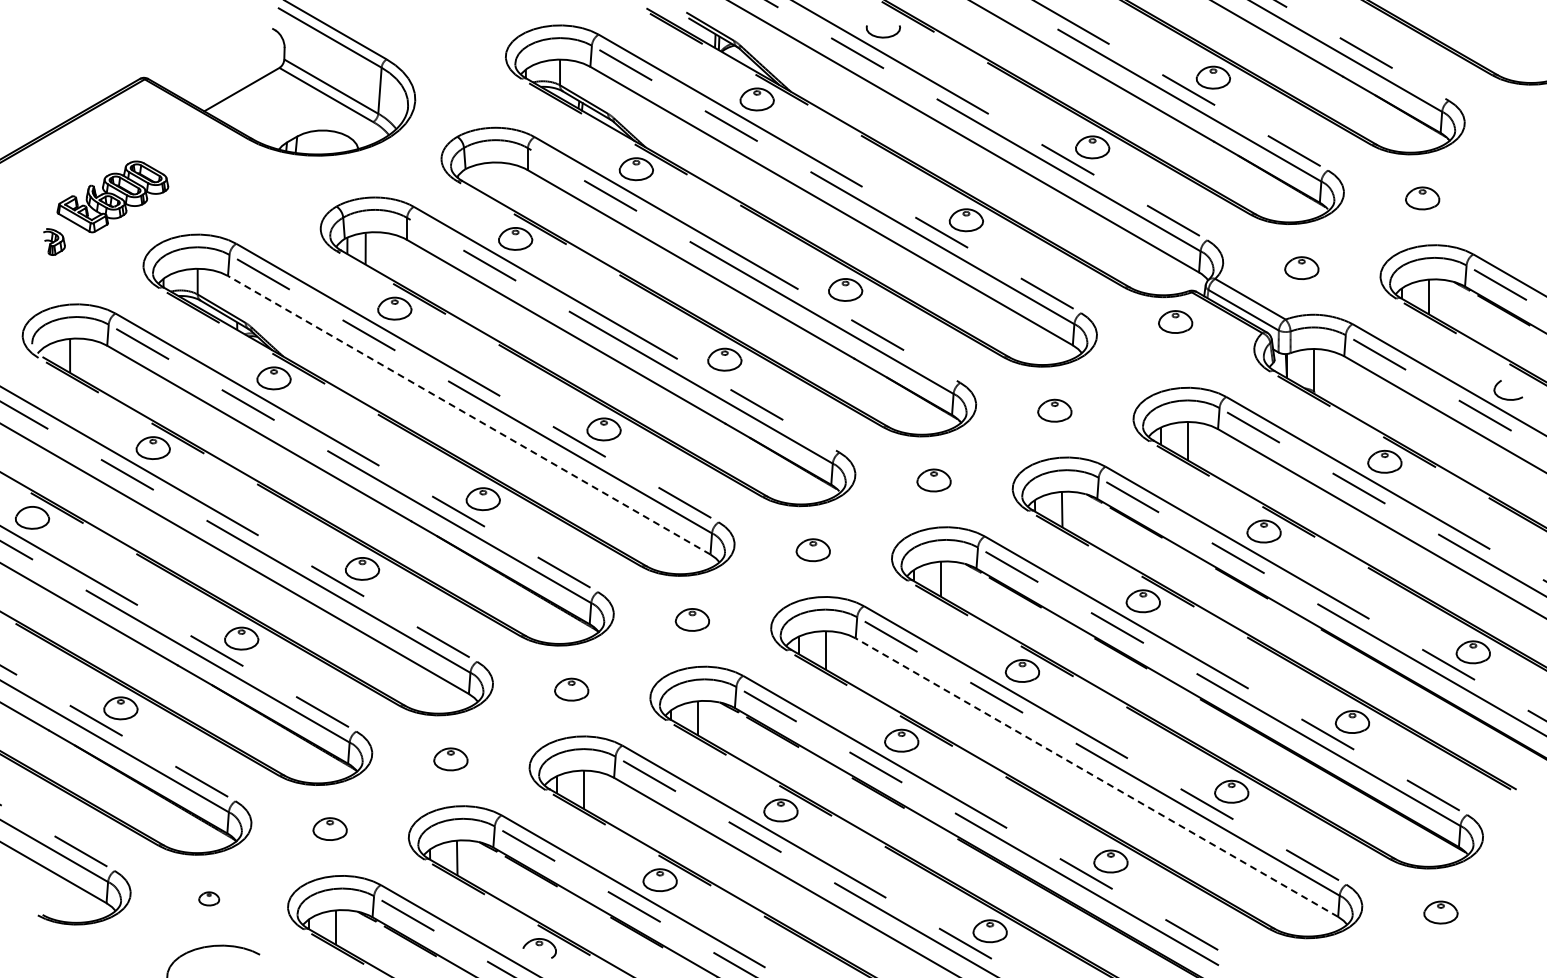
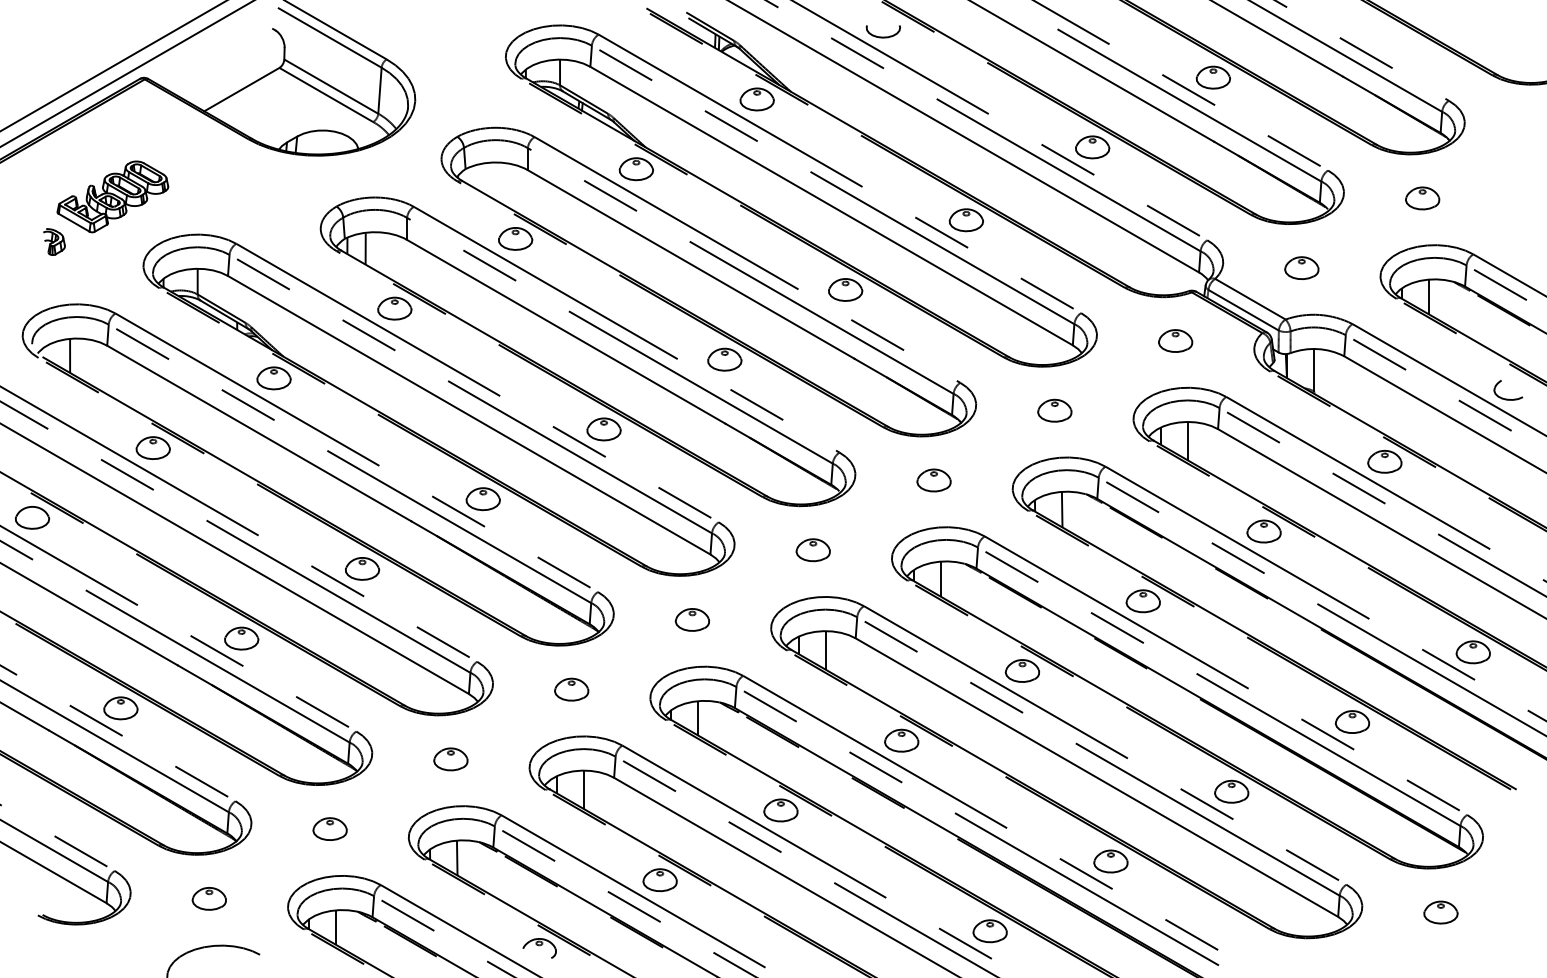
line: none -> present (113, 66)
line: none -> present (126, 74)
part position: (1175, 321) -> (1175, 340) (1175, 340)
line: dashed -> solid (469, 415)
line: dashed -> solid (1096, 777)
part size: 23x16 px -> 36x24 px (208, 898)
